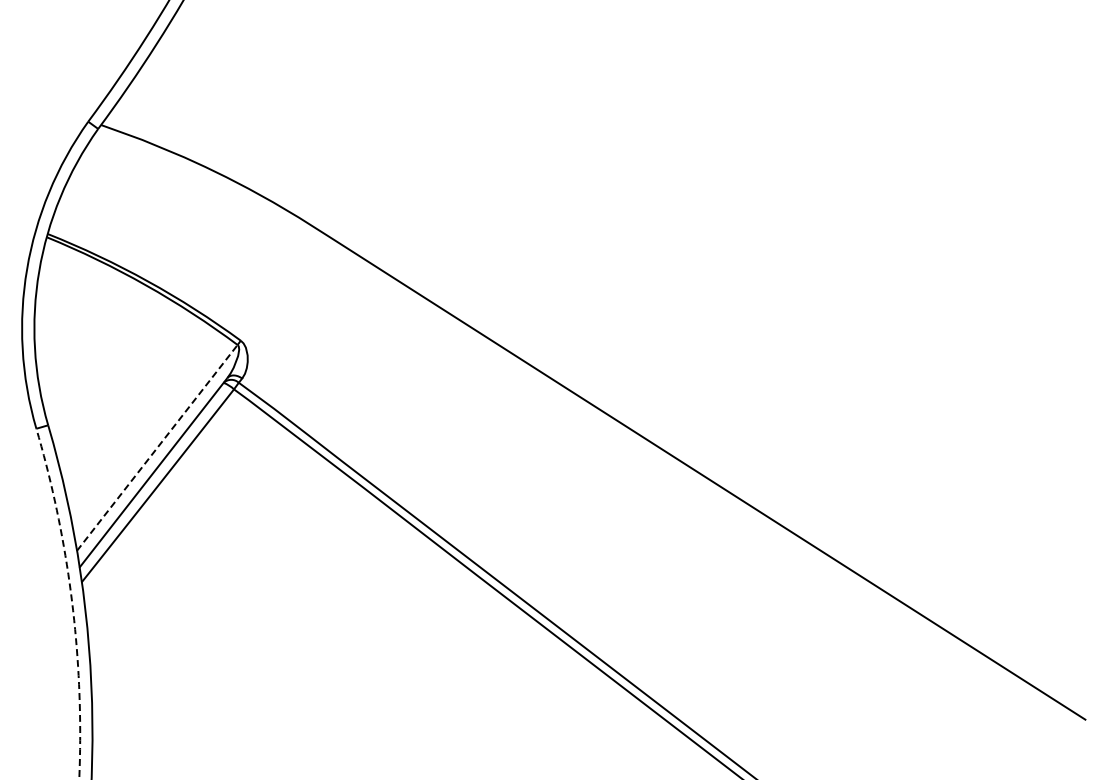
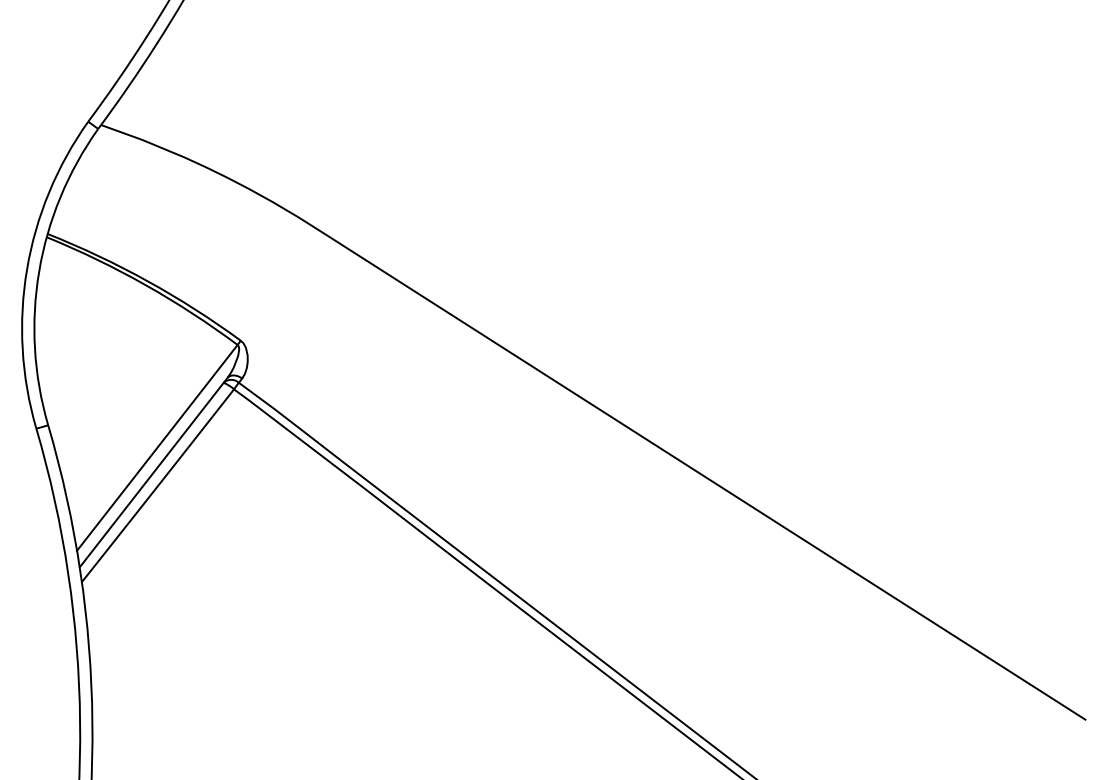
line: dashed -> solid (157, 447)
arc: dashed -> solid (72, 603)
